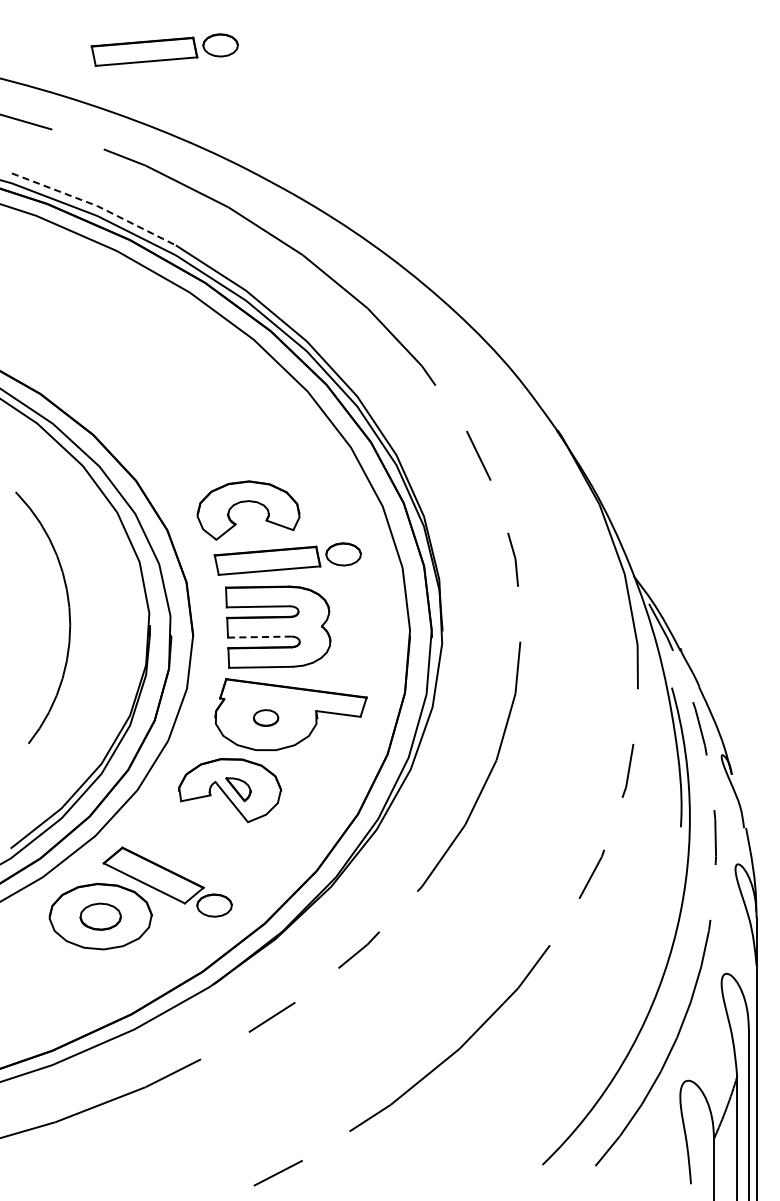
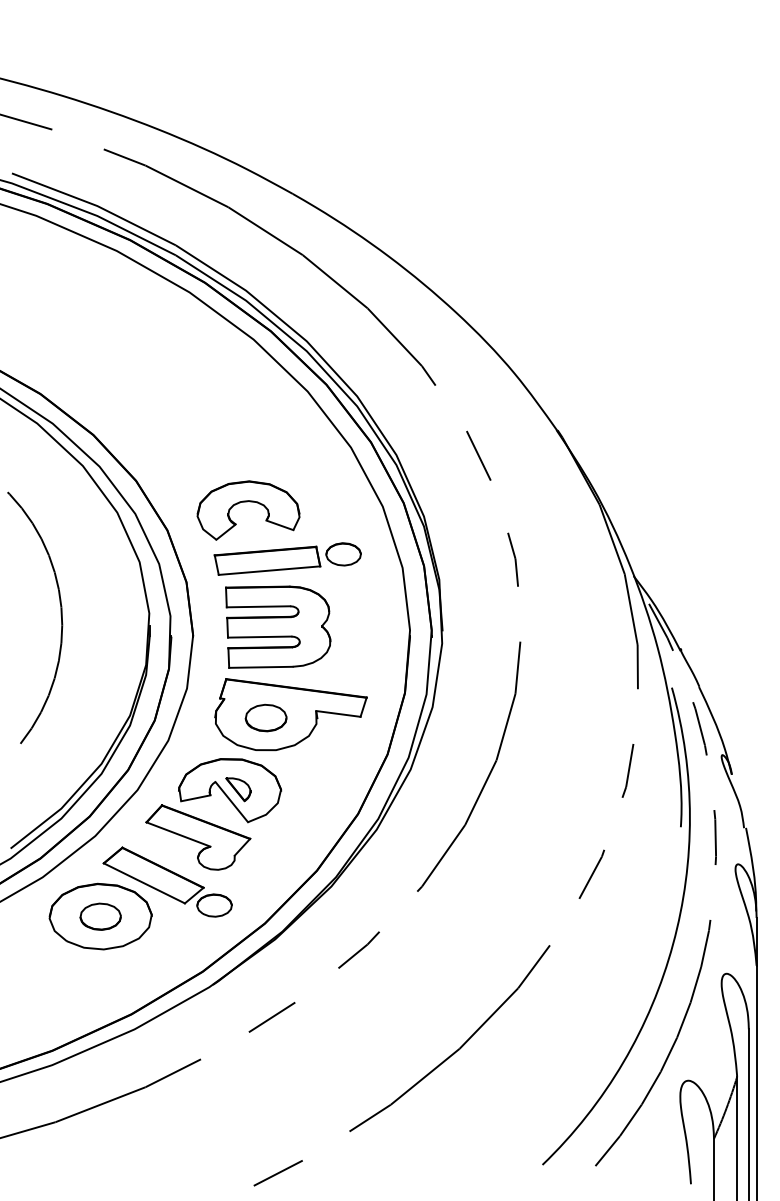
part: present -> none (164, 49)
line: dashed -> solid (96, 205)
arc position: (68, 615) -> (60, 615) (60, 615)
line: dashed -> solid (259, 637)
part size: 28x18 px -> 44x30 px (265, 717)
part: none -> present (198, 837)
